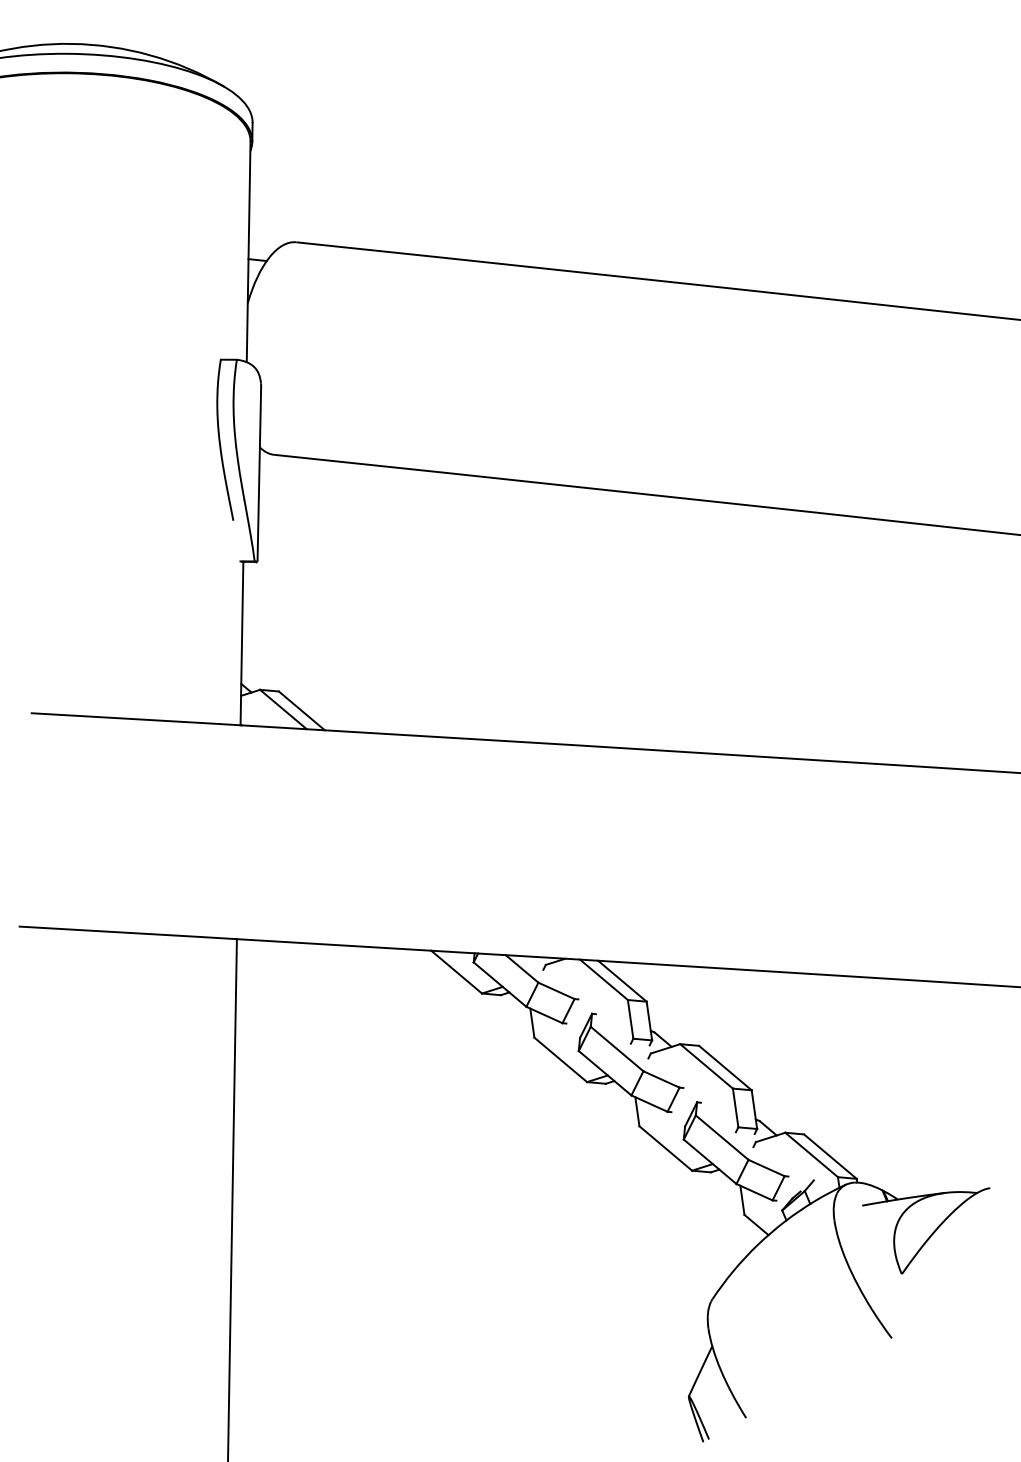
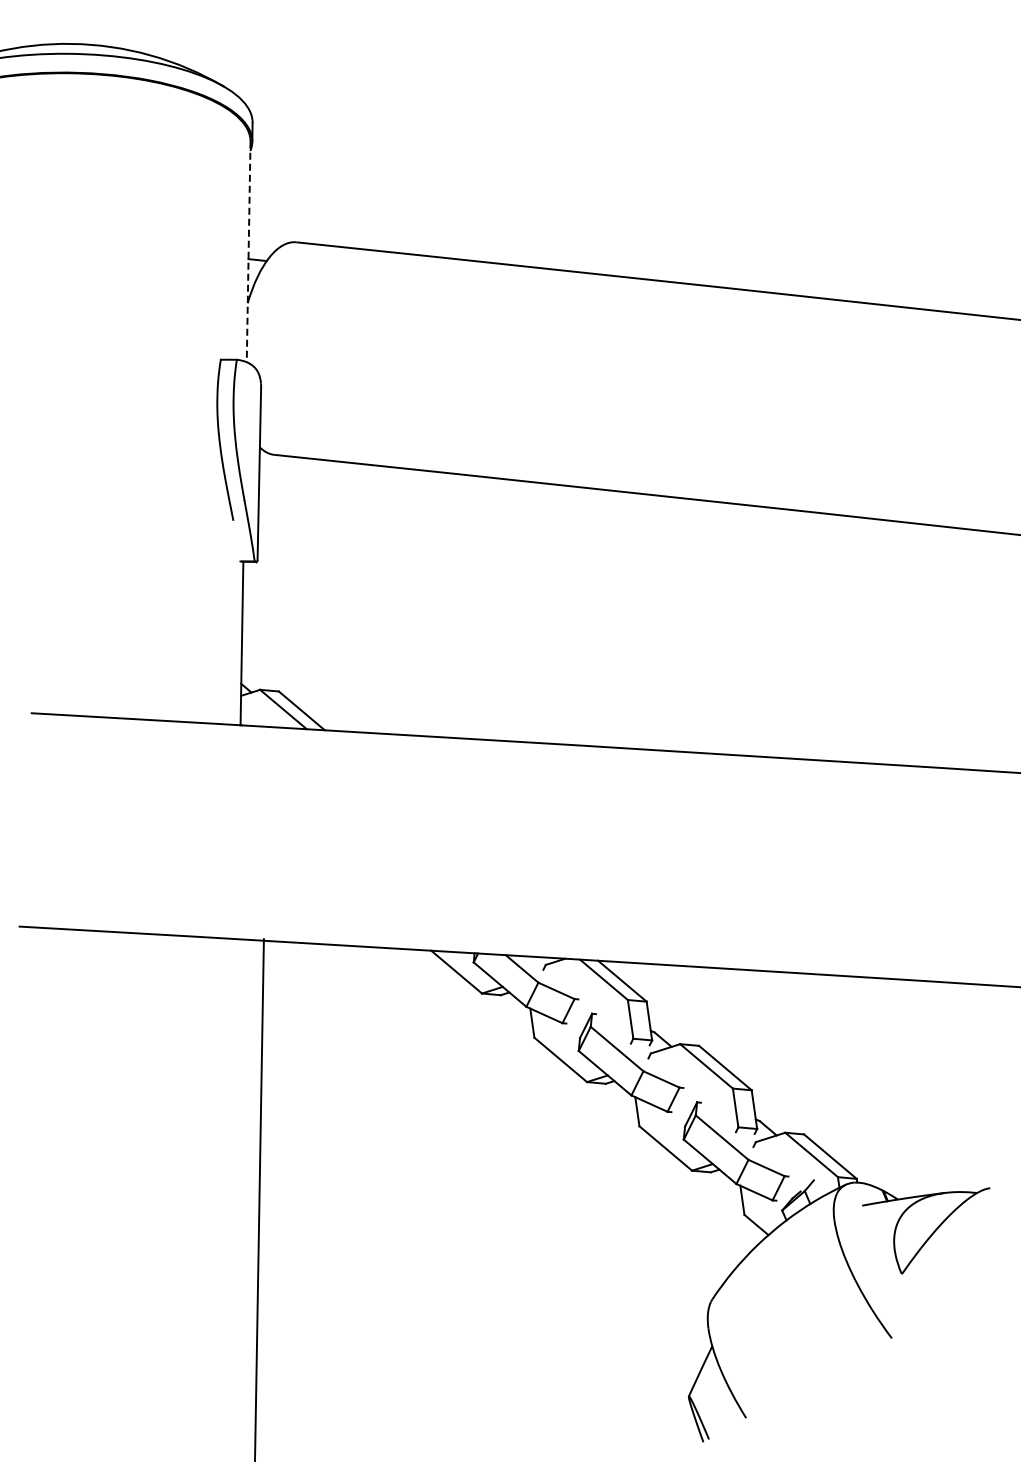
line: solid -> dashed (248, 252)
line position: (232, 1198) -> (259, 1198) (259, 1198)
